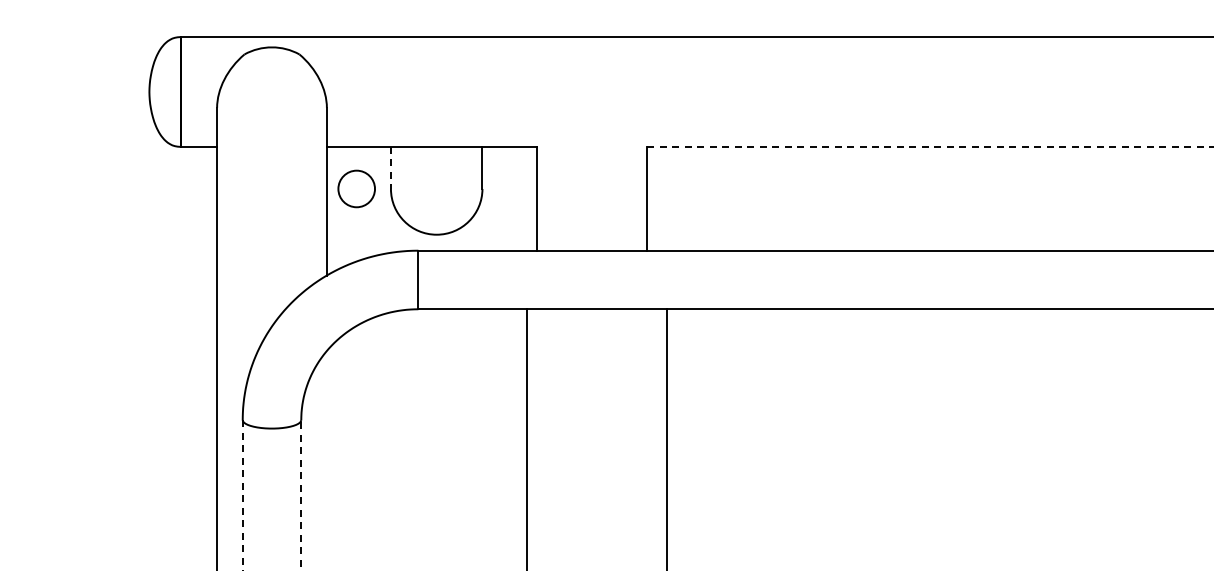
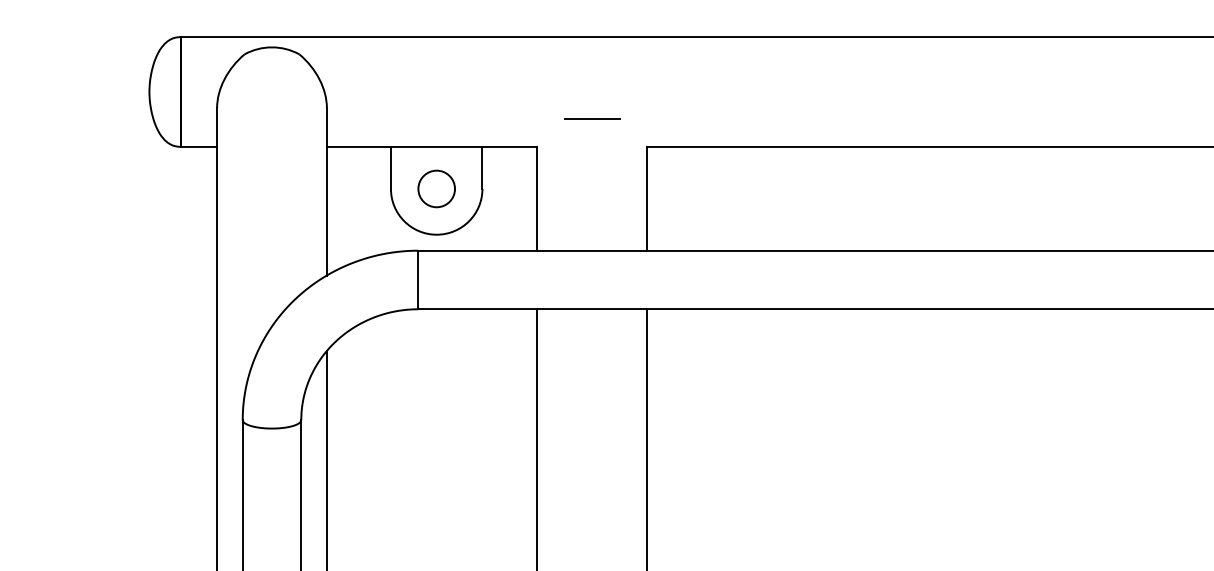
line: none -> present (591, 118)
line: dashed -> solid (930, 146)
line: dashed -> solid (390, 168)
circle position: (356, 188) -> (436, 188) (436, 188)
line position: (527, 438) -> (537, 438) (537, 438)
line position: (667, 438) -> (647, 438) (647, 438)
line: none -> present (326, 458)
line: dashed -> solid (242, 495)
line: dashed -> solid (301, 495)
